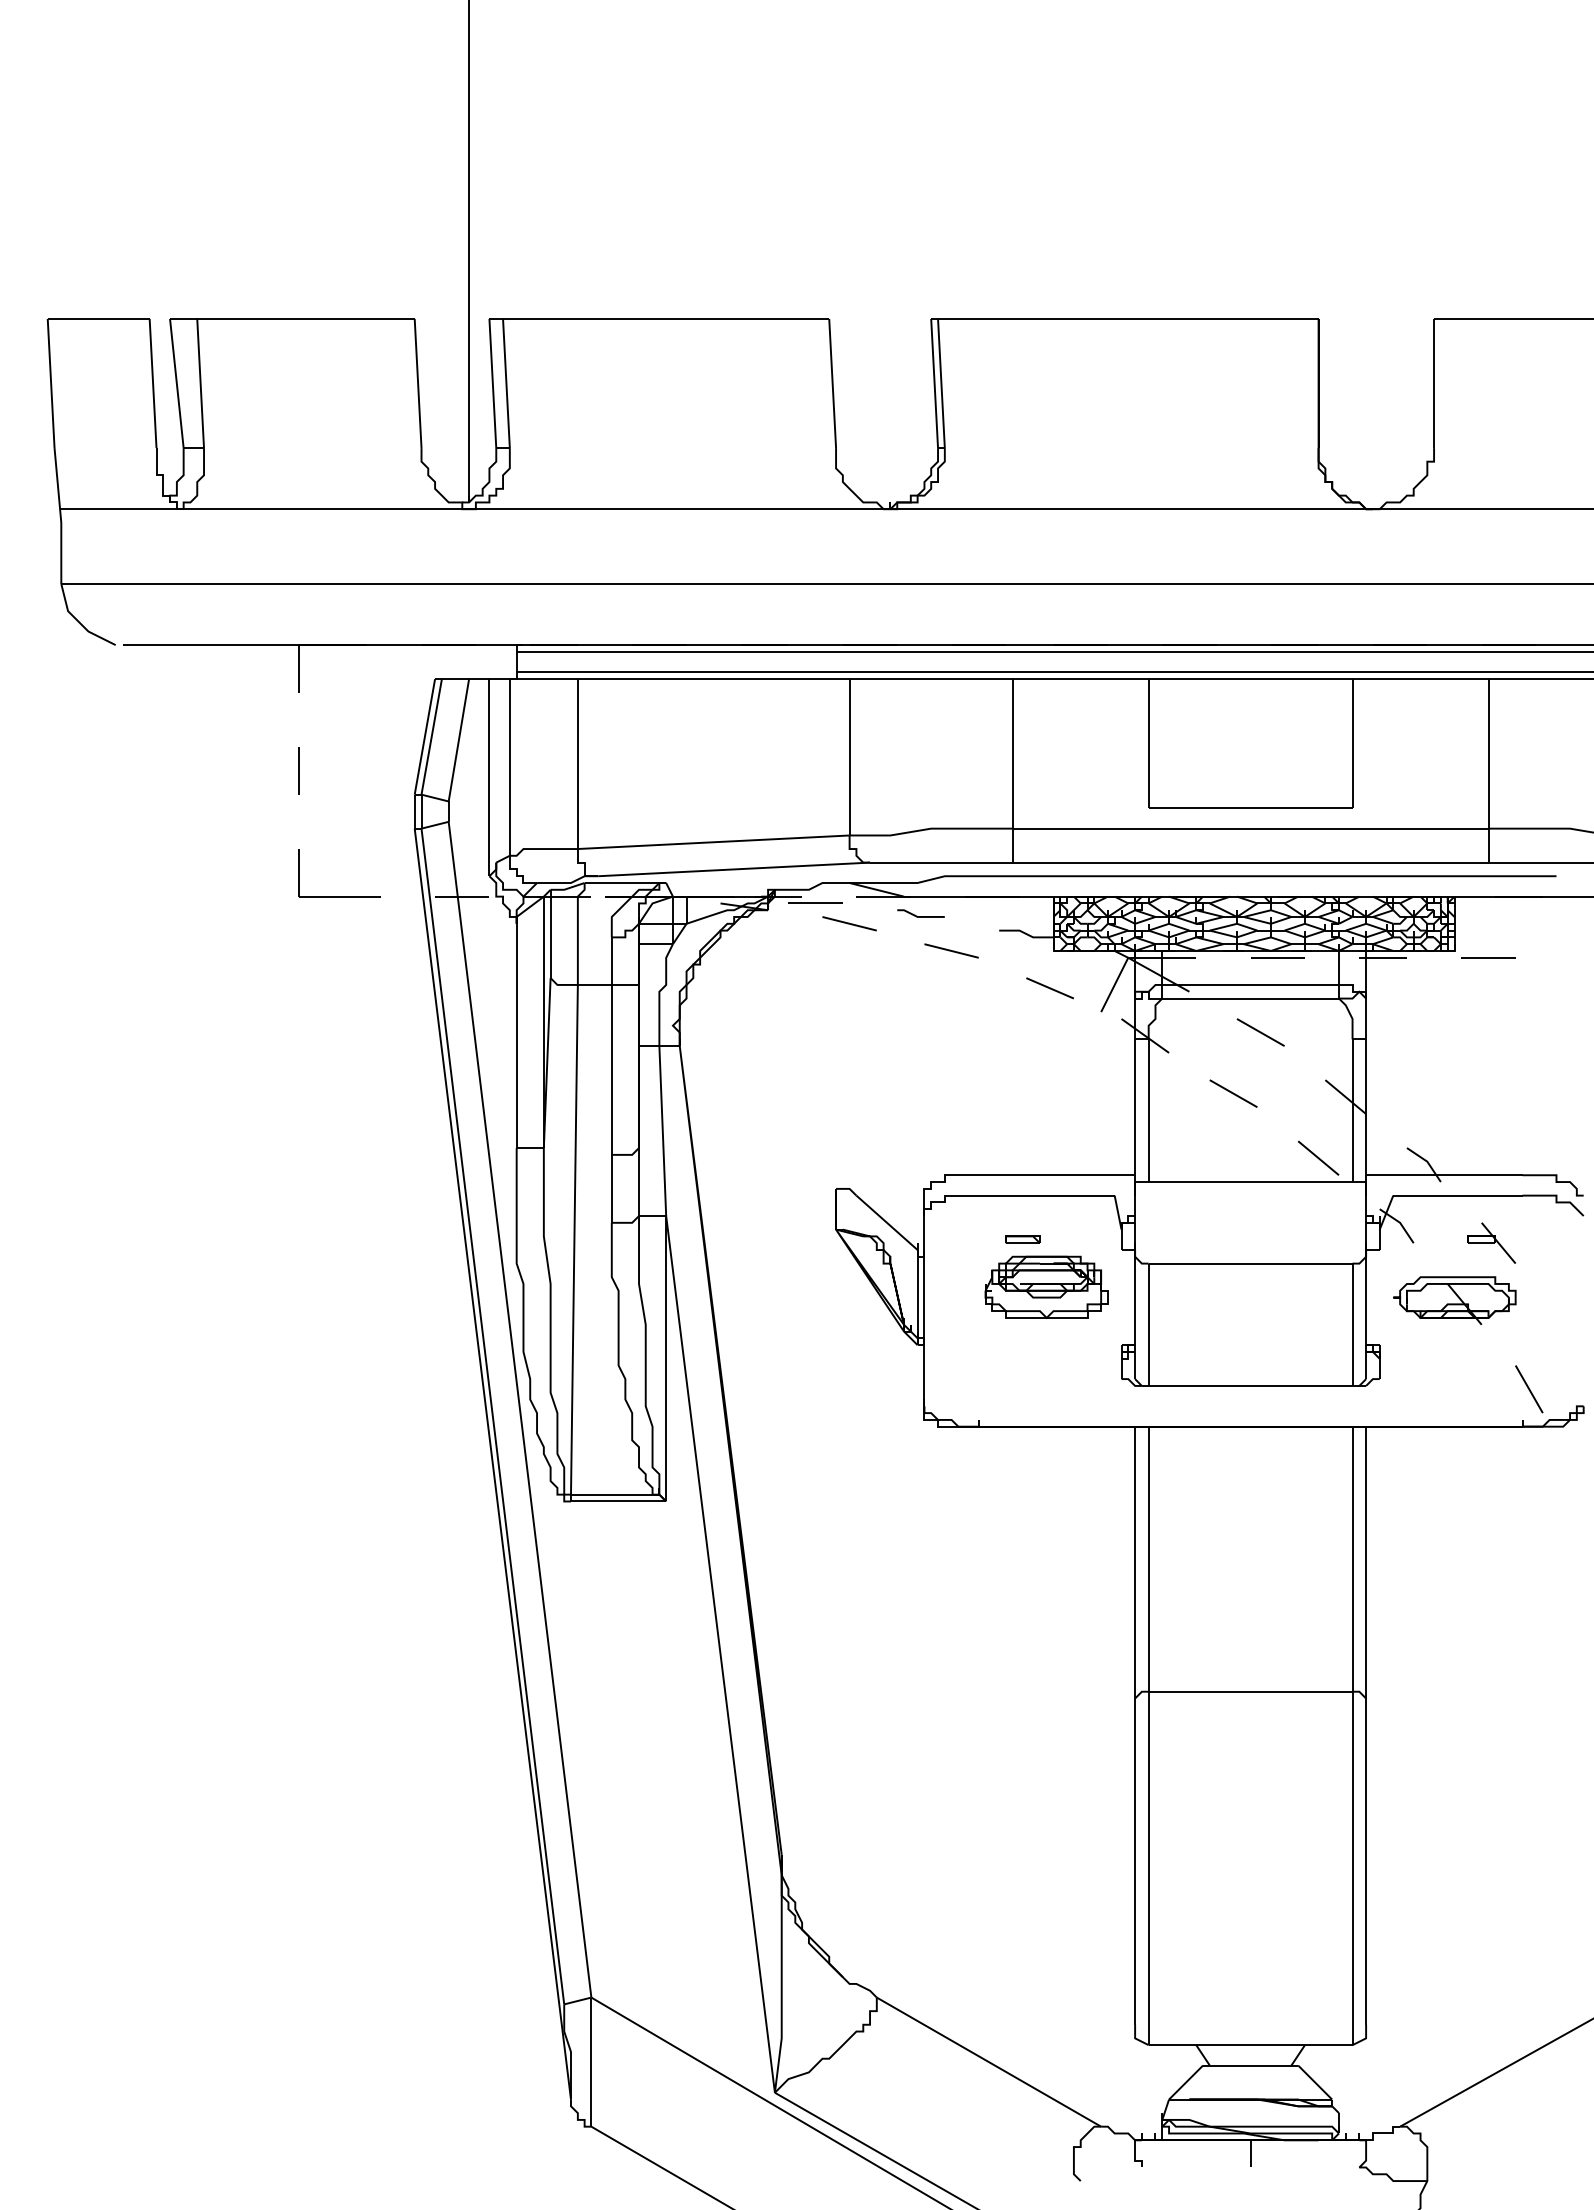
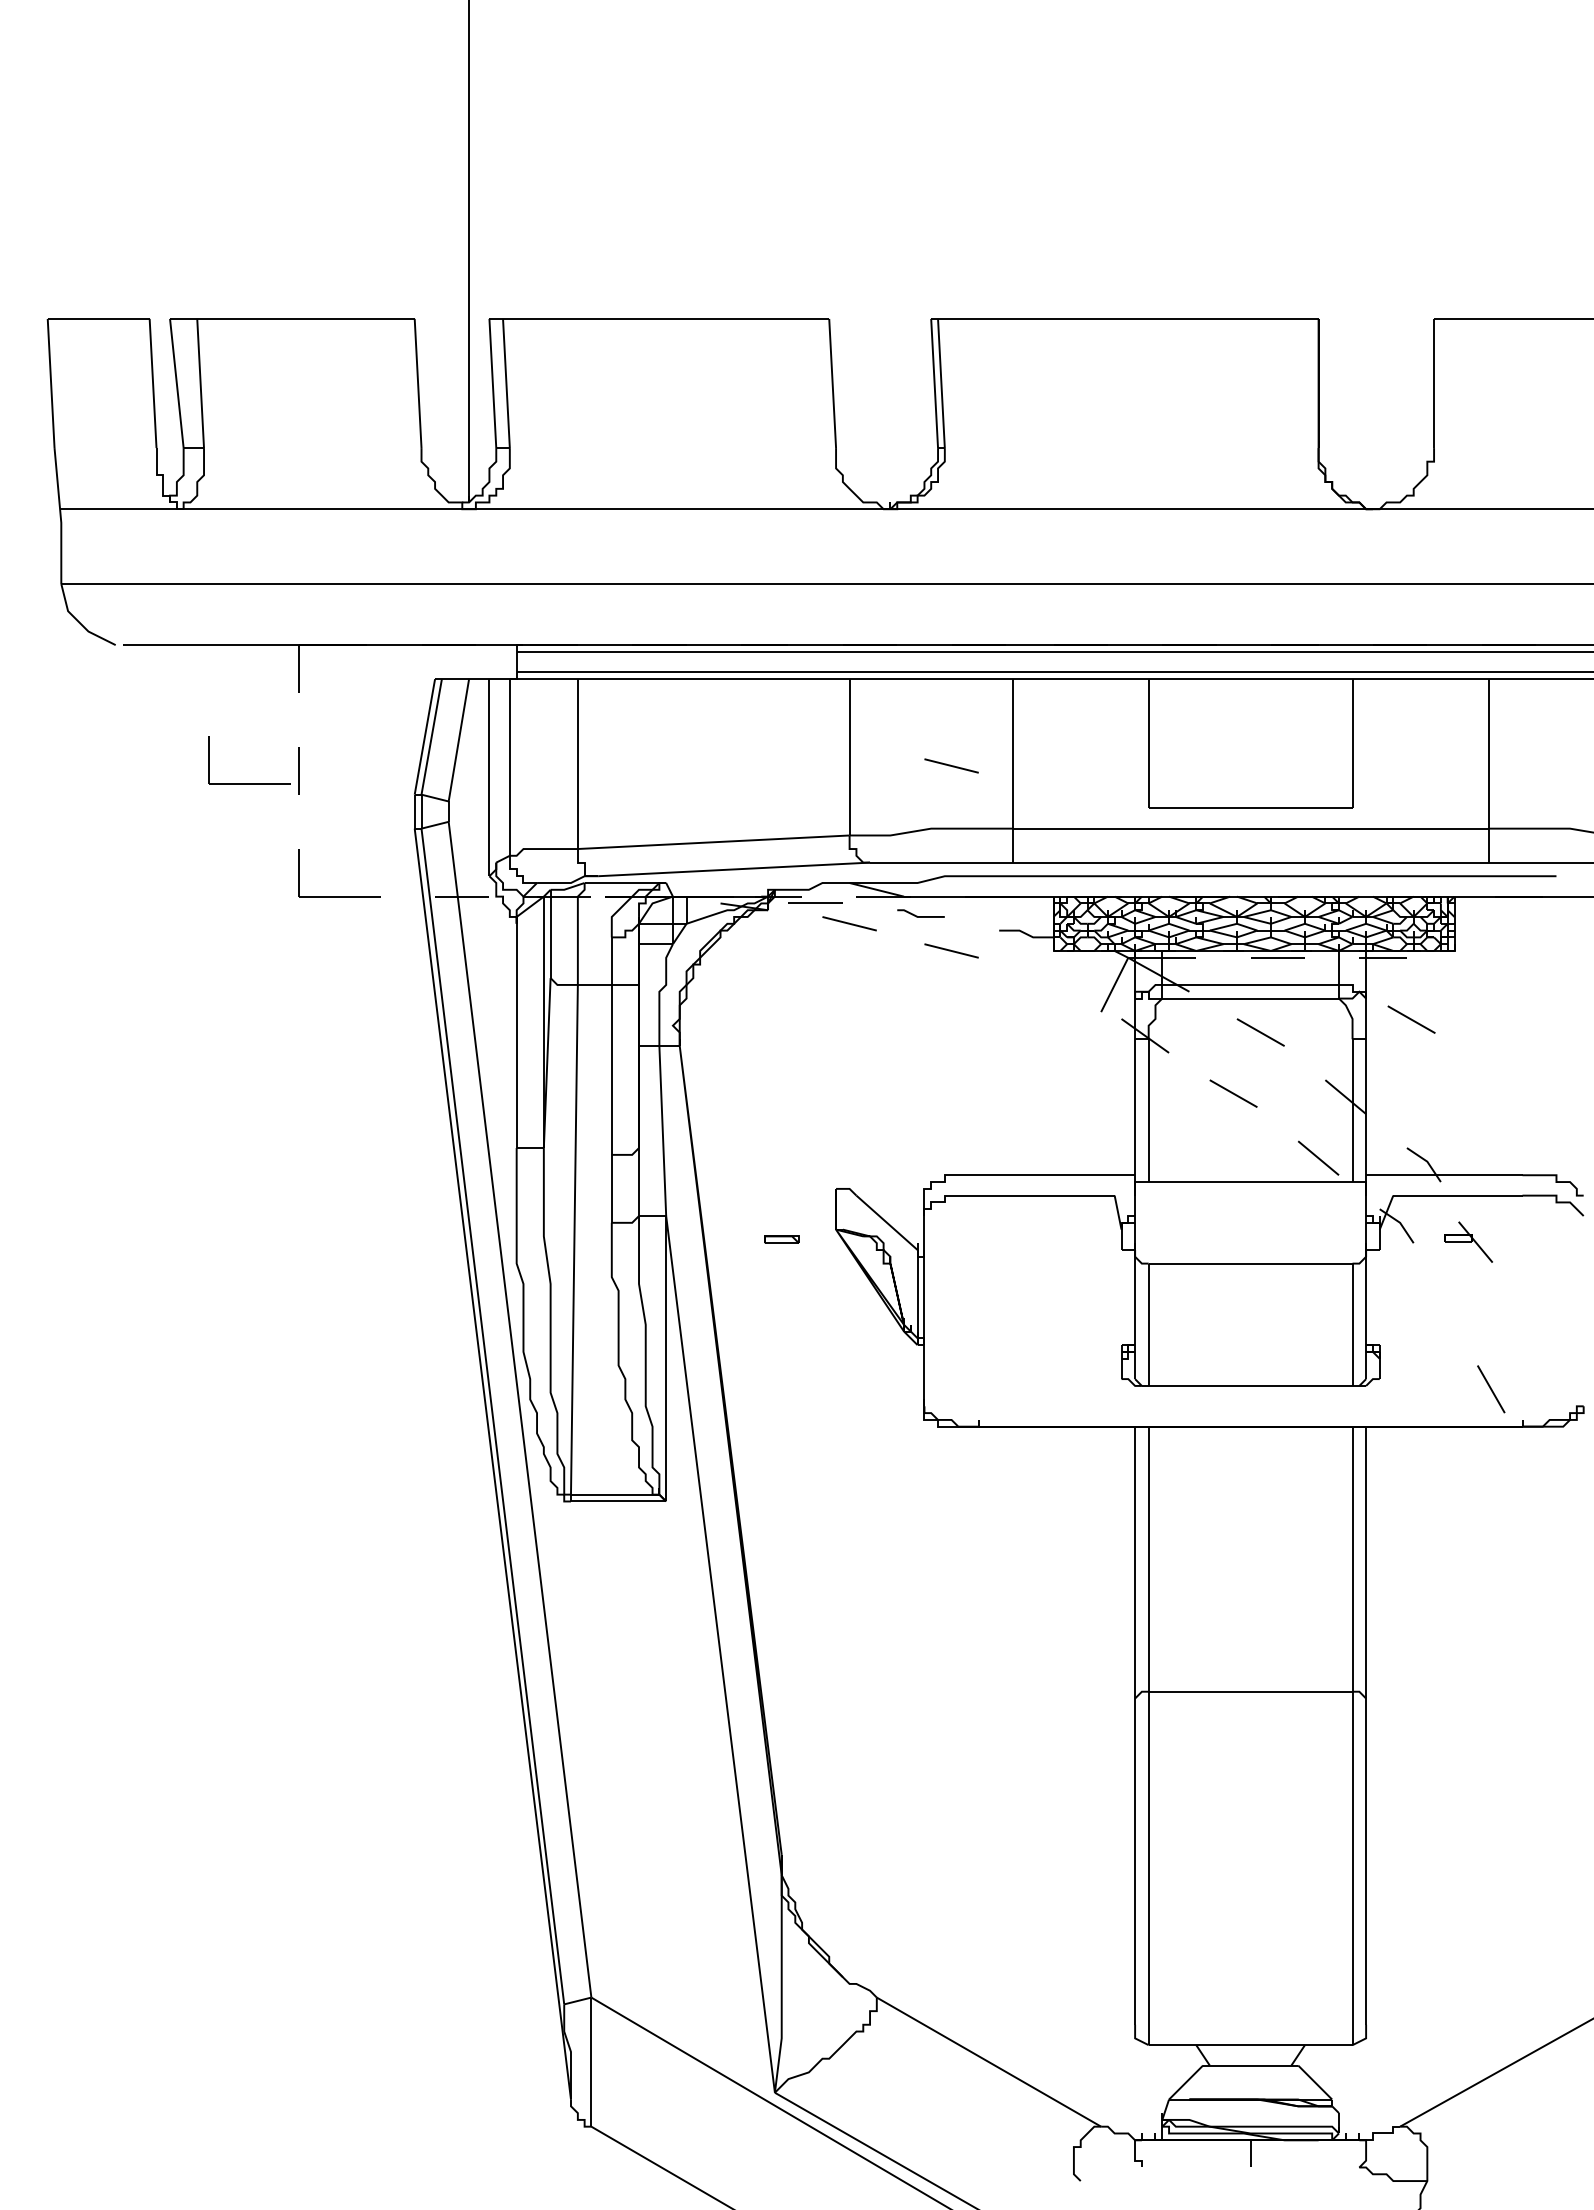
line: none -> present (951, 765)
part: none -> present (249, 783)
line: present -> none (1488, 957)
line: present -> none (1049, 988)
line: none -> present (1411, 1019)
part position: (1022, 1239) -> (781, 1239) (781, 1239)
part position: (1491, 1242) -> (1468, 1241) (1468, 1241)
part: present -> none (1046, 1286)
part: present -> none (1454, 1300)
line position: (1529, 1389) -> (1491, 1389) (1491, 1389)
